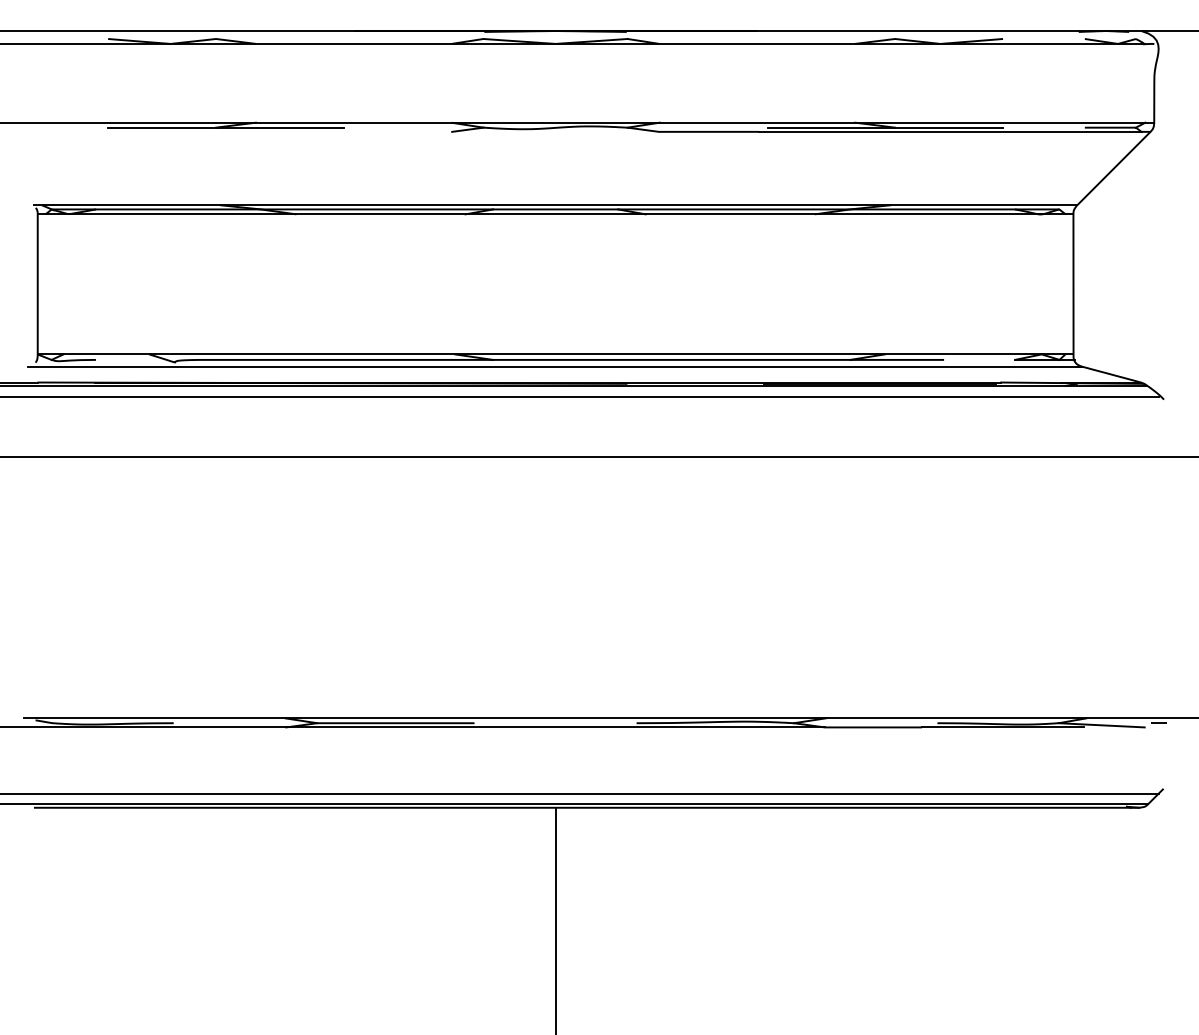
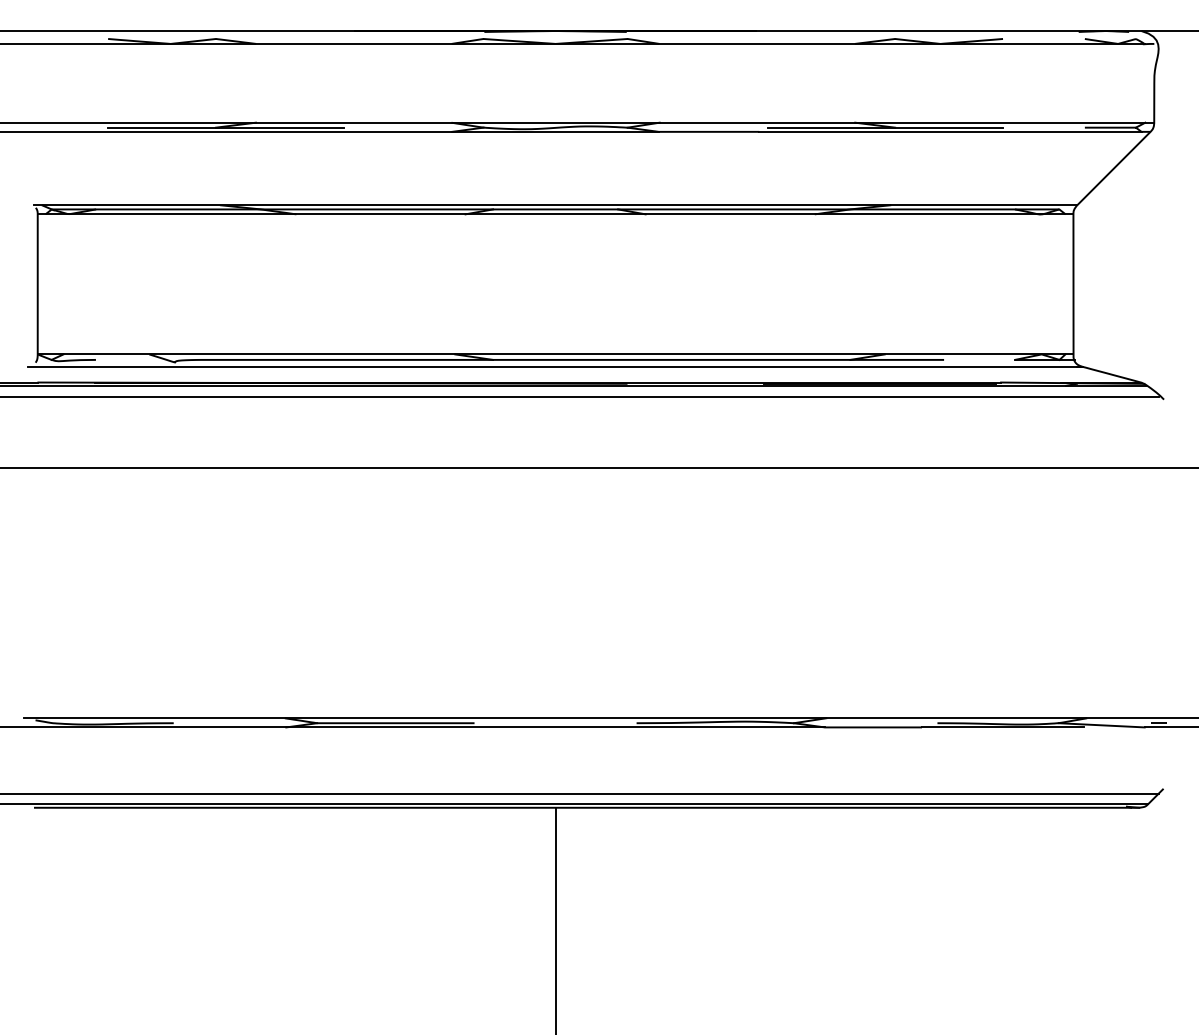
line: none -> present (330, 131)
line position: (598, 456) -> (598, 467) (598, 467)
line: none -> present (1169, 727)
